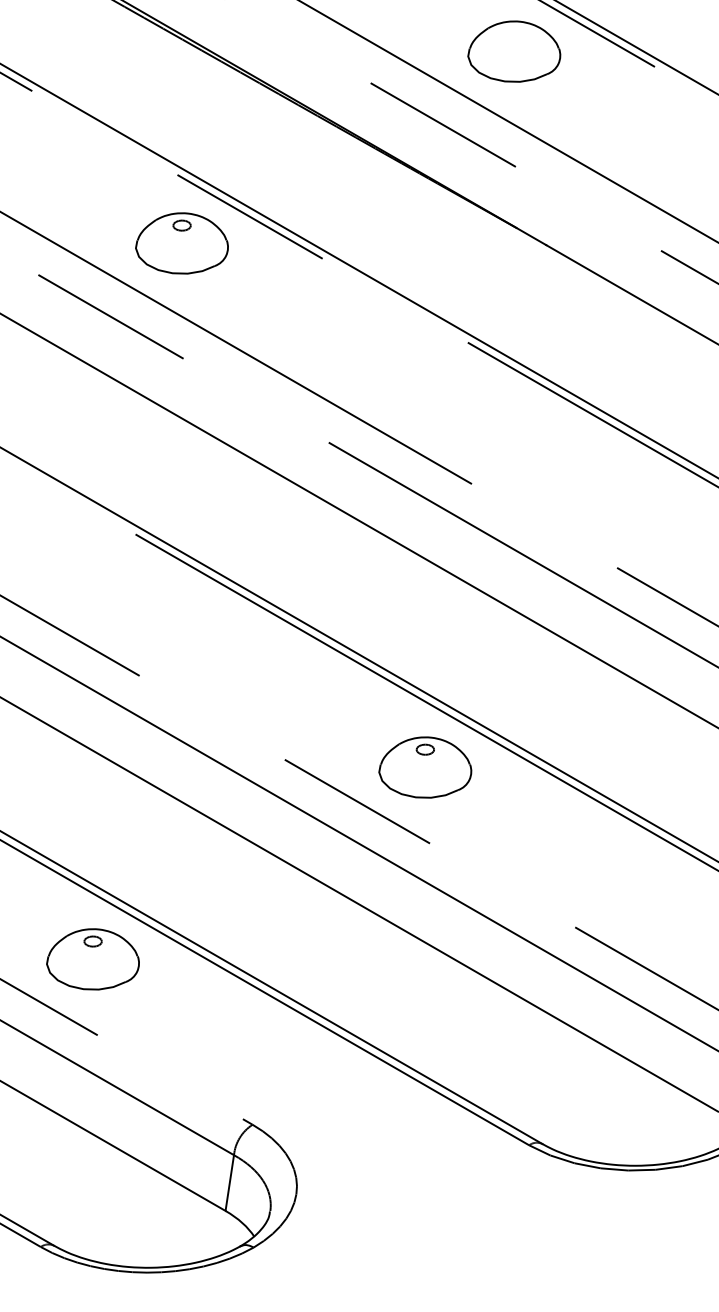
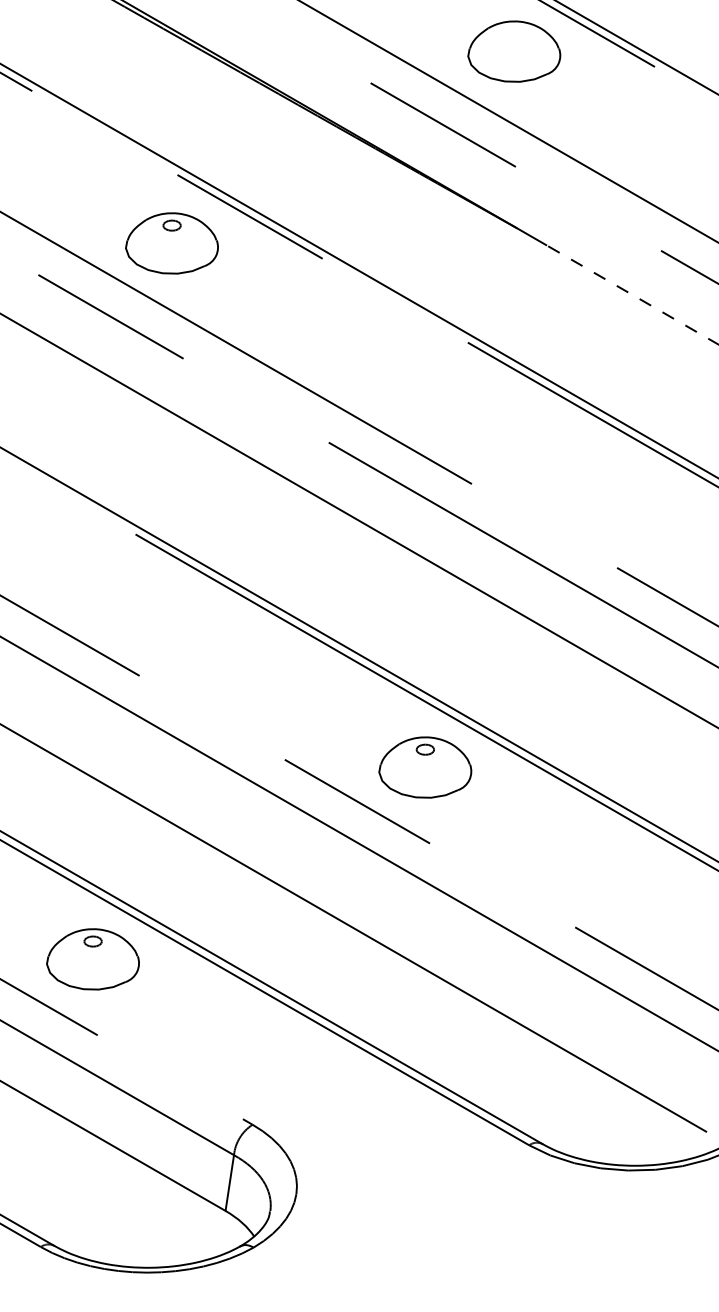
part position: (181, 243) -> (171, 243) (171, 243)
line: solid -> dashed (631, 294)
line position: (358, 904) -> (354, 928) (354, 928)
